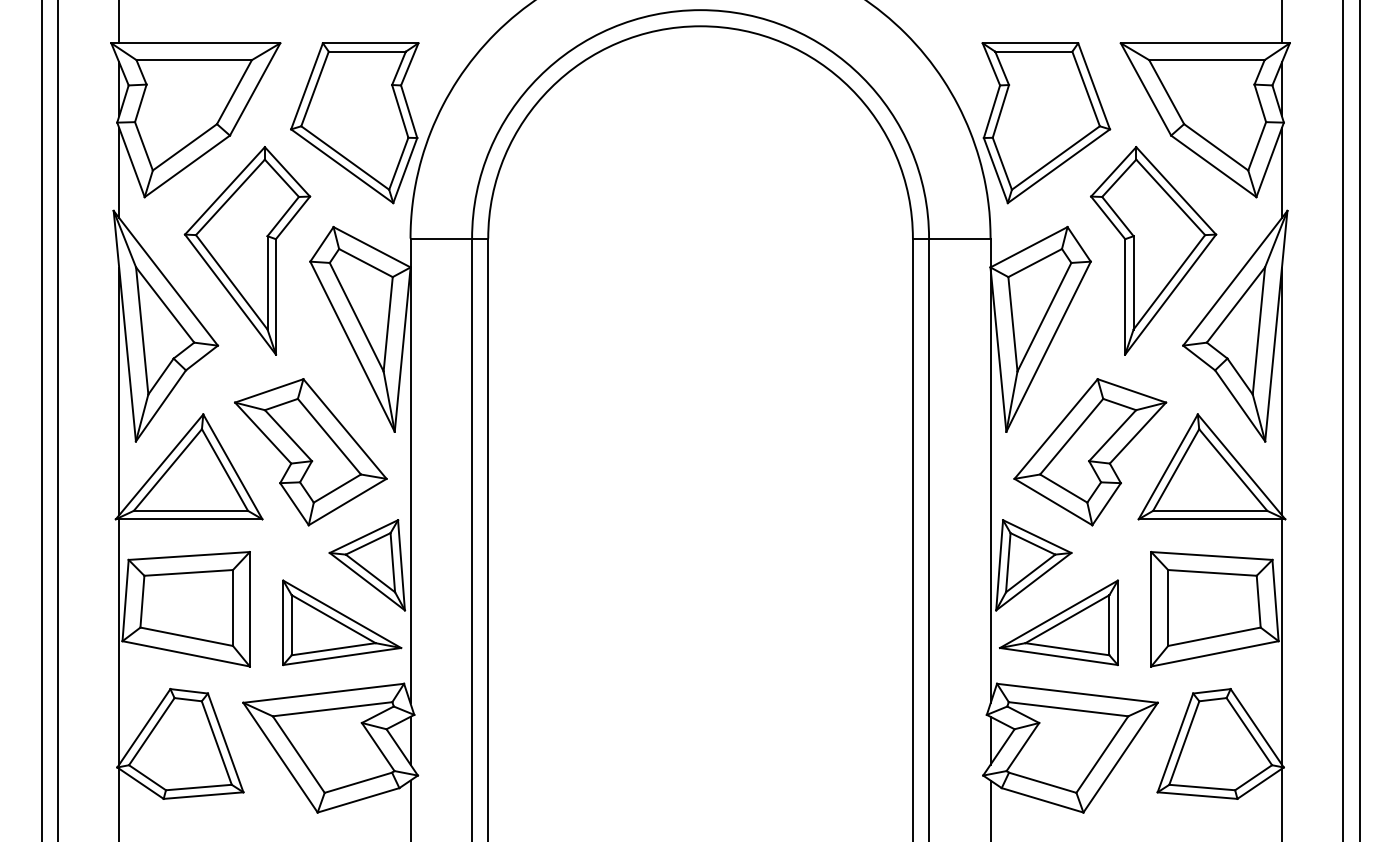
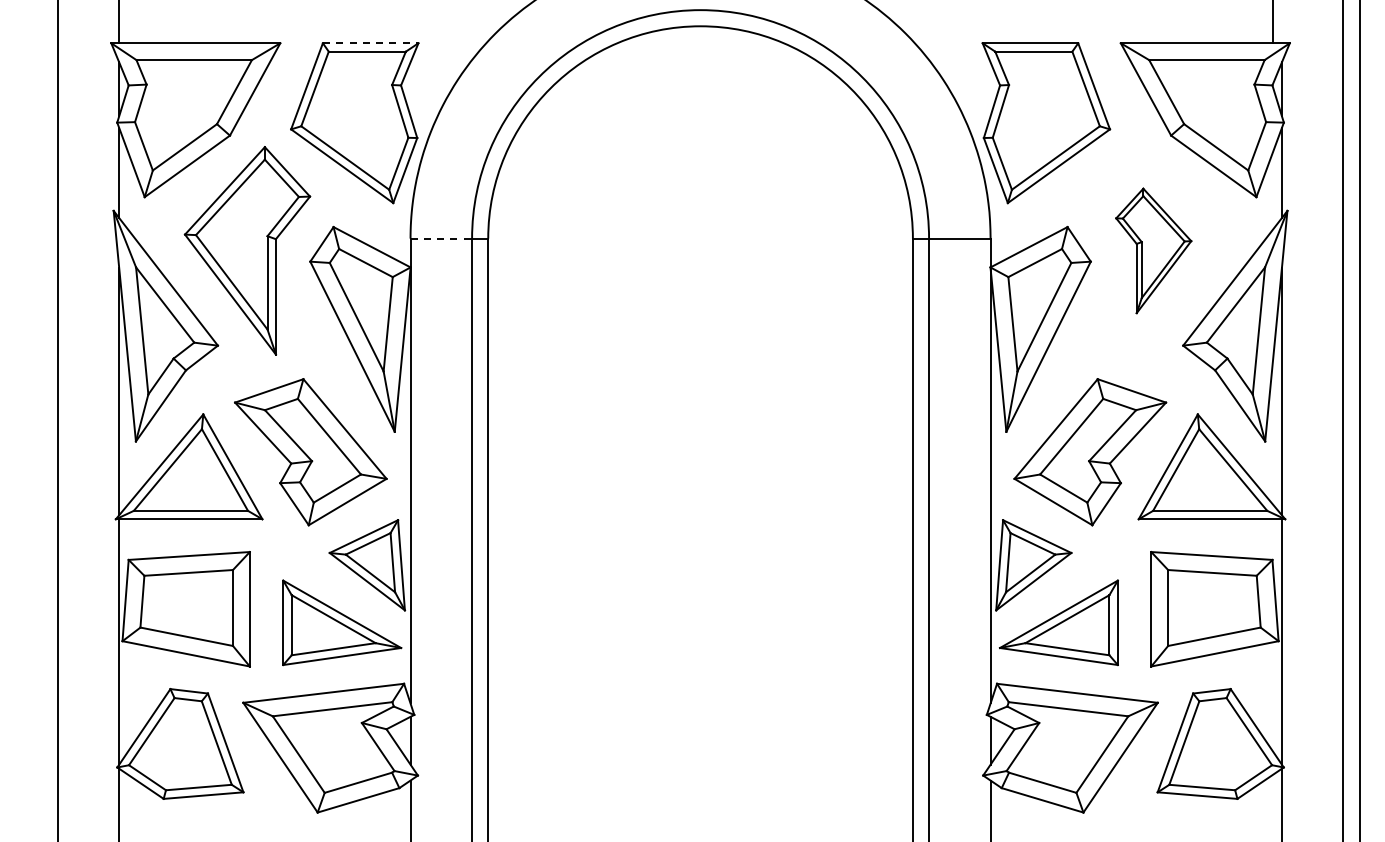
line position: (1281, 22) -> (1272, 22) (1272, 22)
line: solid -> dashed (370, 43)
line: solid -> dashed (441, 238)
part size: 128x210 px -> 78x128 px (1153, 250)
line: present -> none (41, 420)
